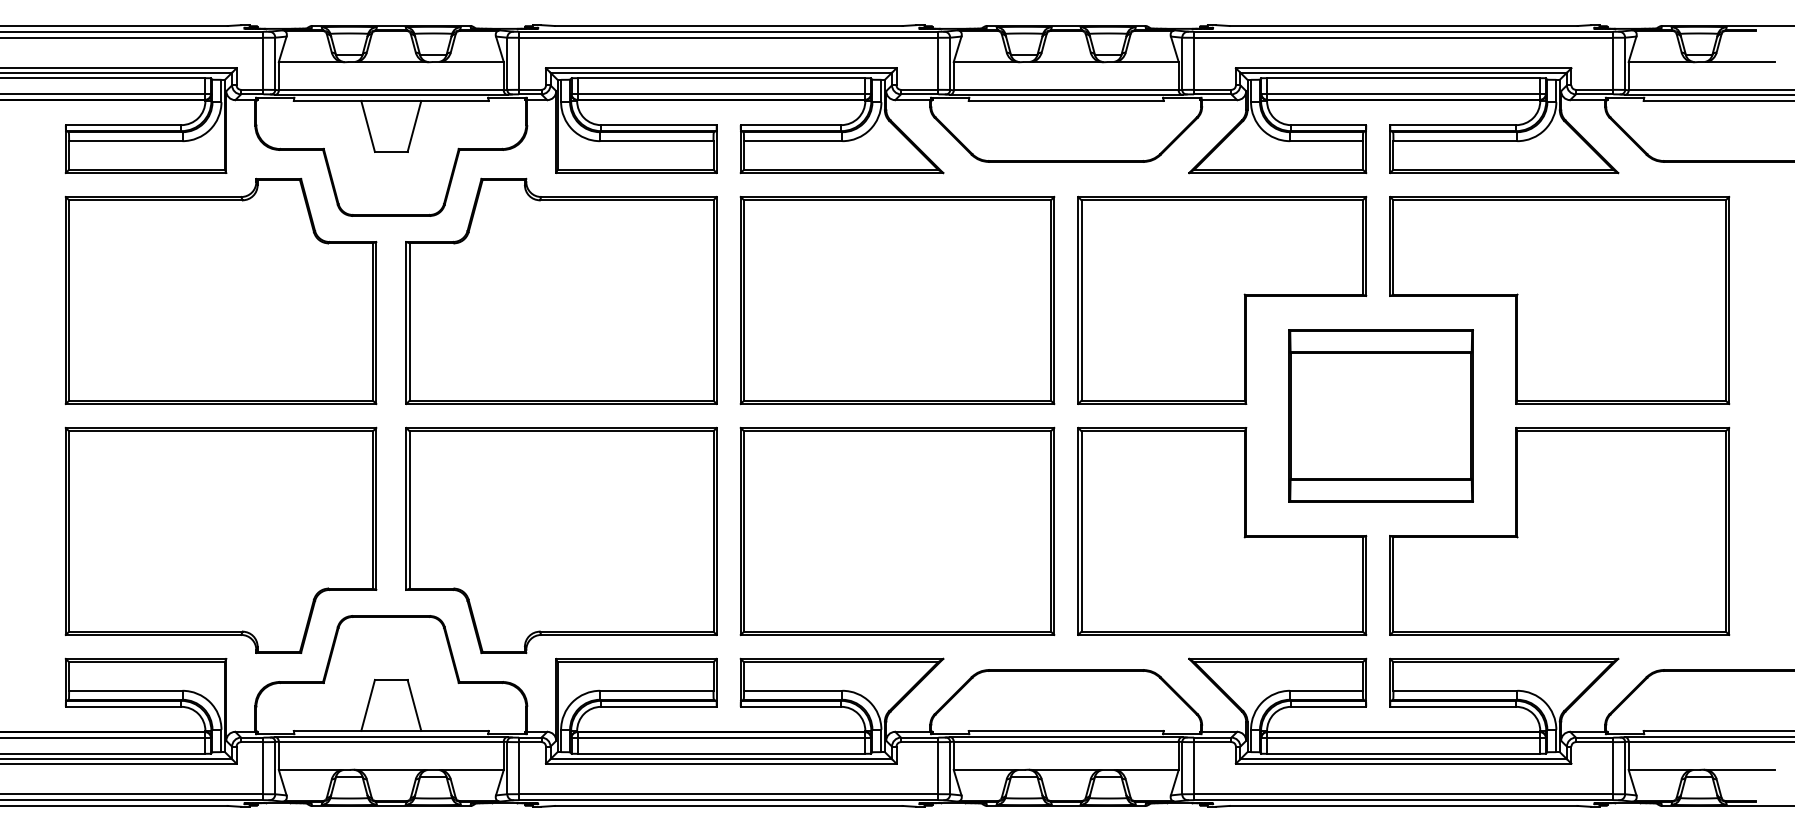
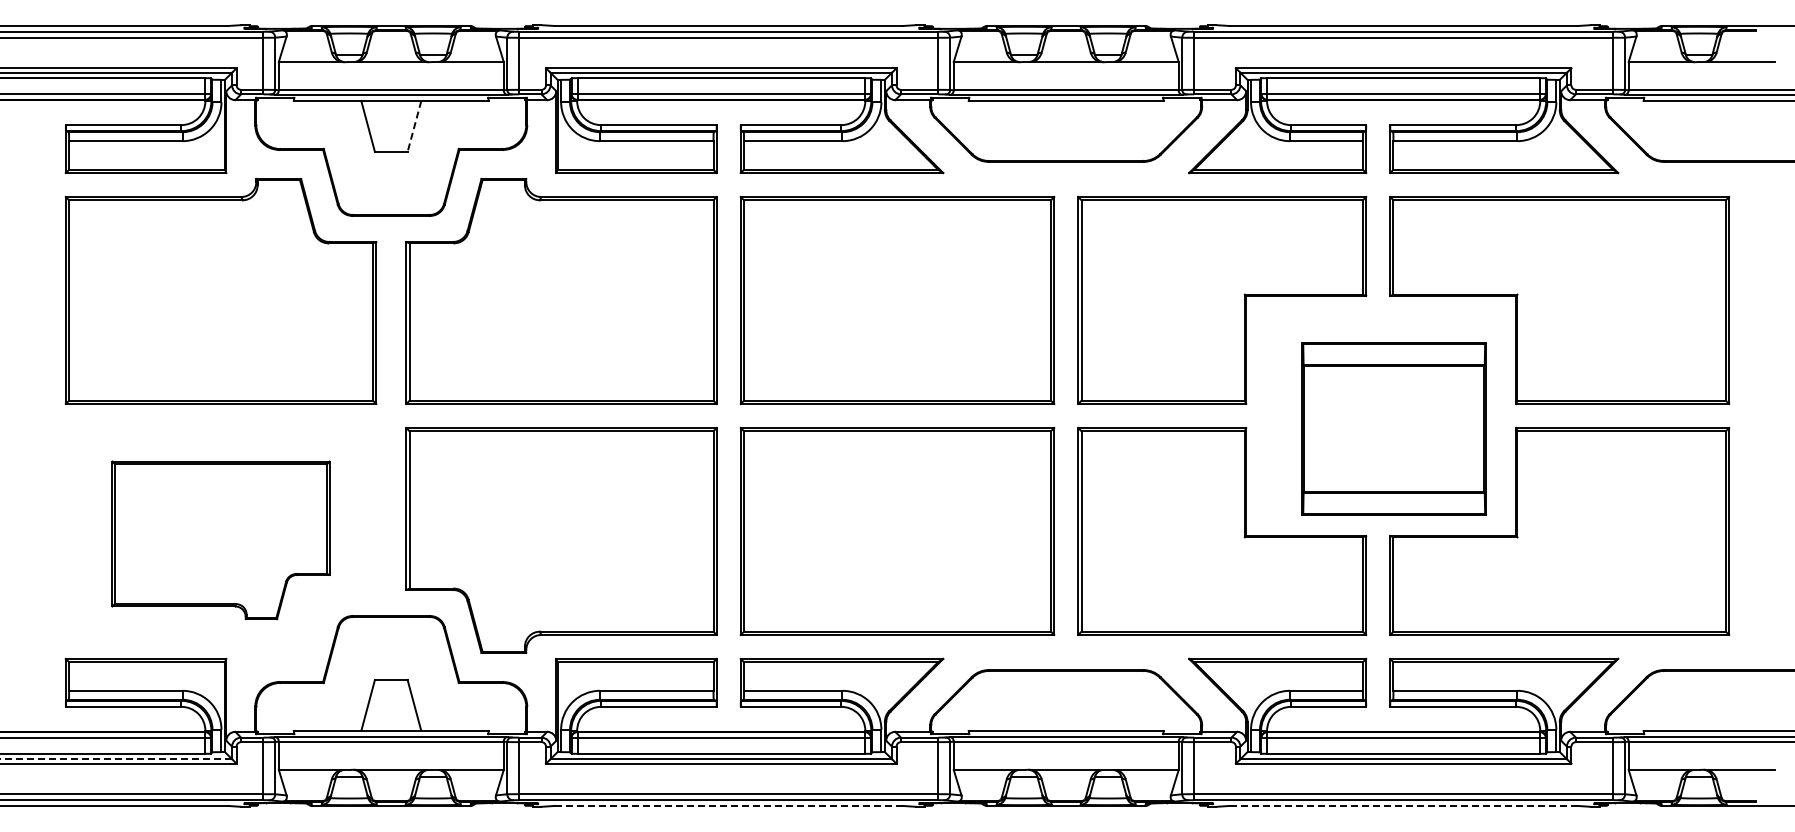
line: solid -> dashed (414, 127)
part position: (1380, 415) -> (1393, 428) (1393, 428)
part size: 314x228 px -> 220x161 px (220, 540)
line: solid -> dashed (116, 759)
line: solid -> dashed (728, 805)
line: solid -> dashed (1403, 805)
